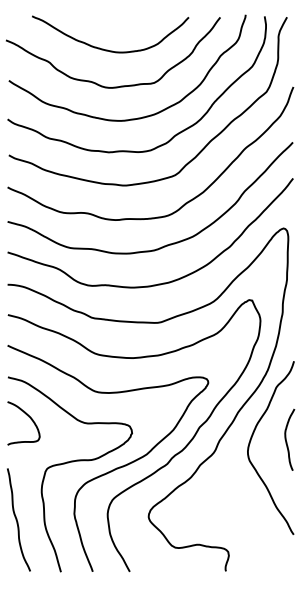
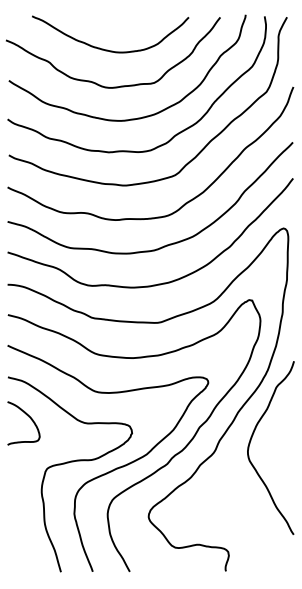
curve: present -> none (287, 441)
curve: present -> none (17, 519)
